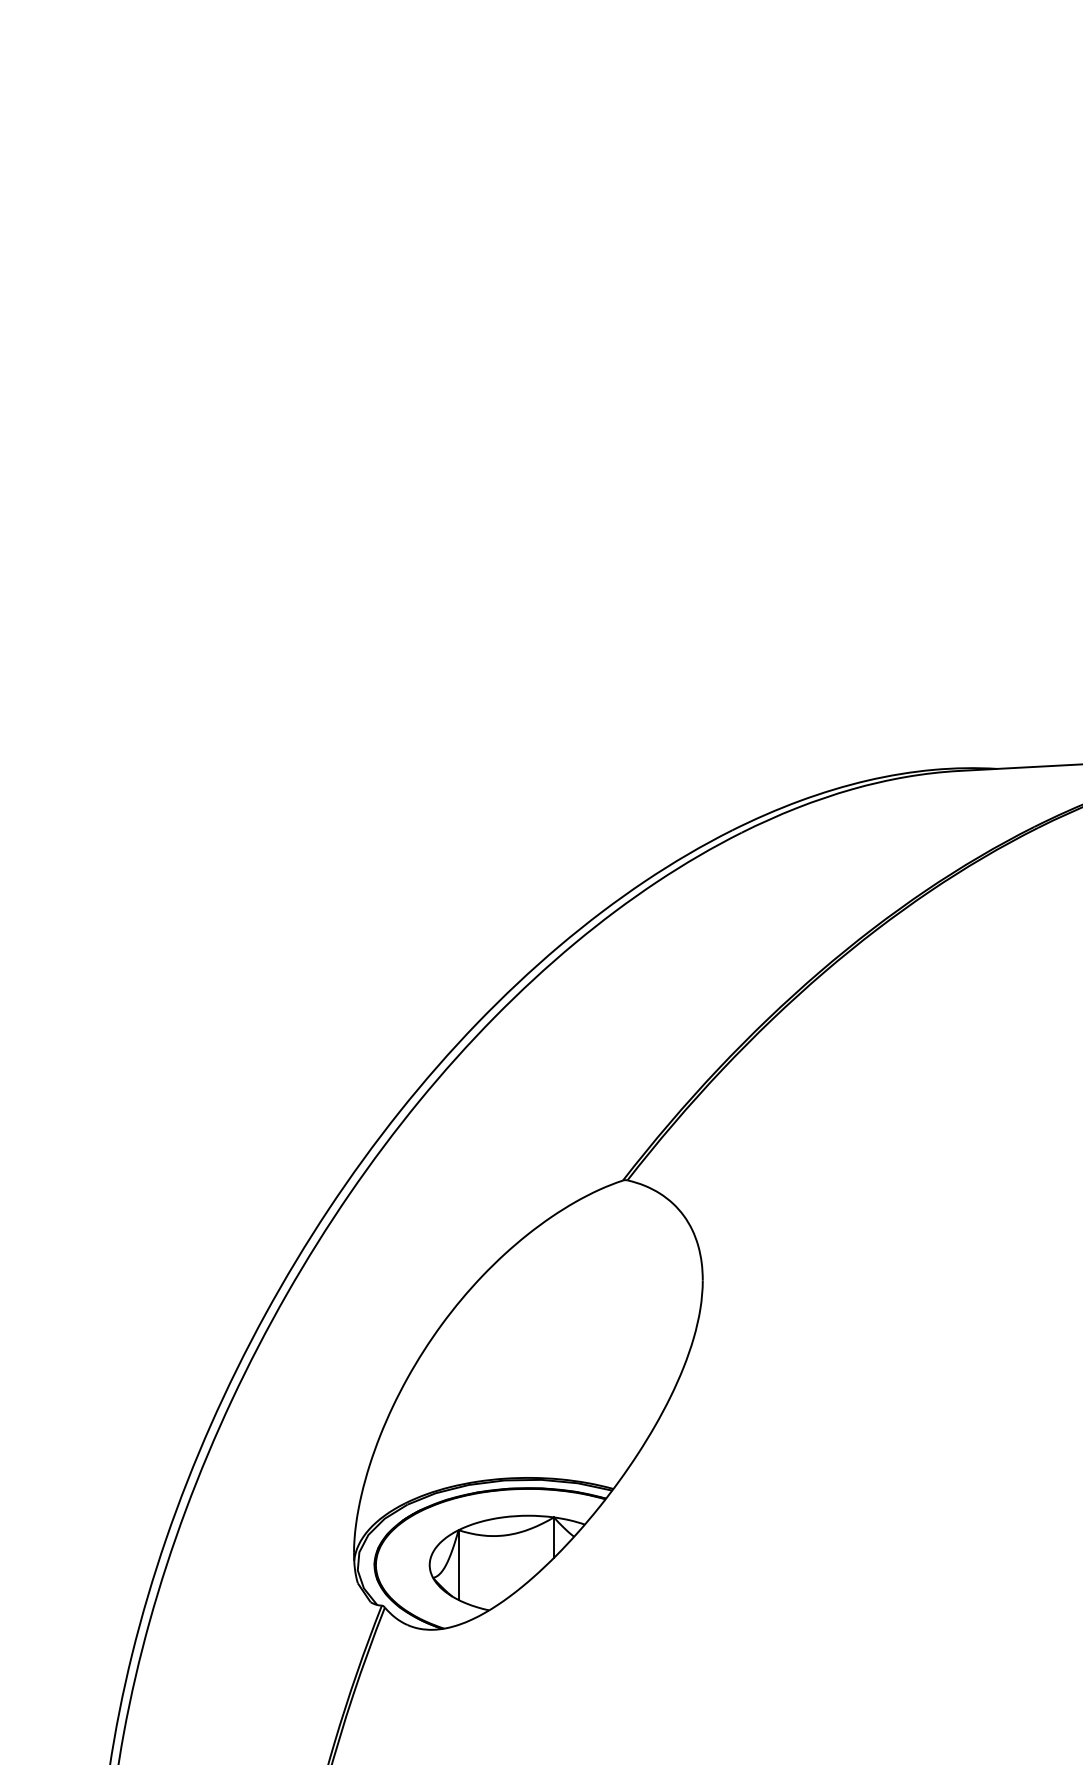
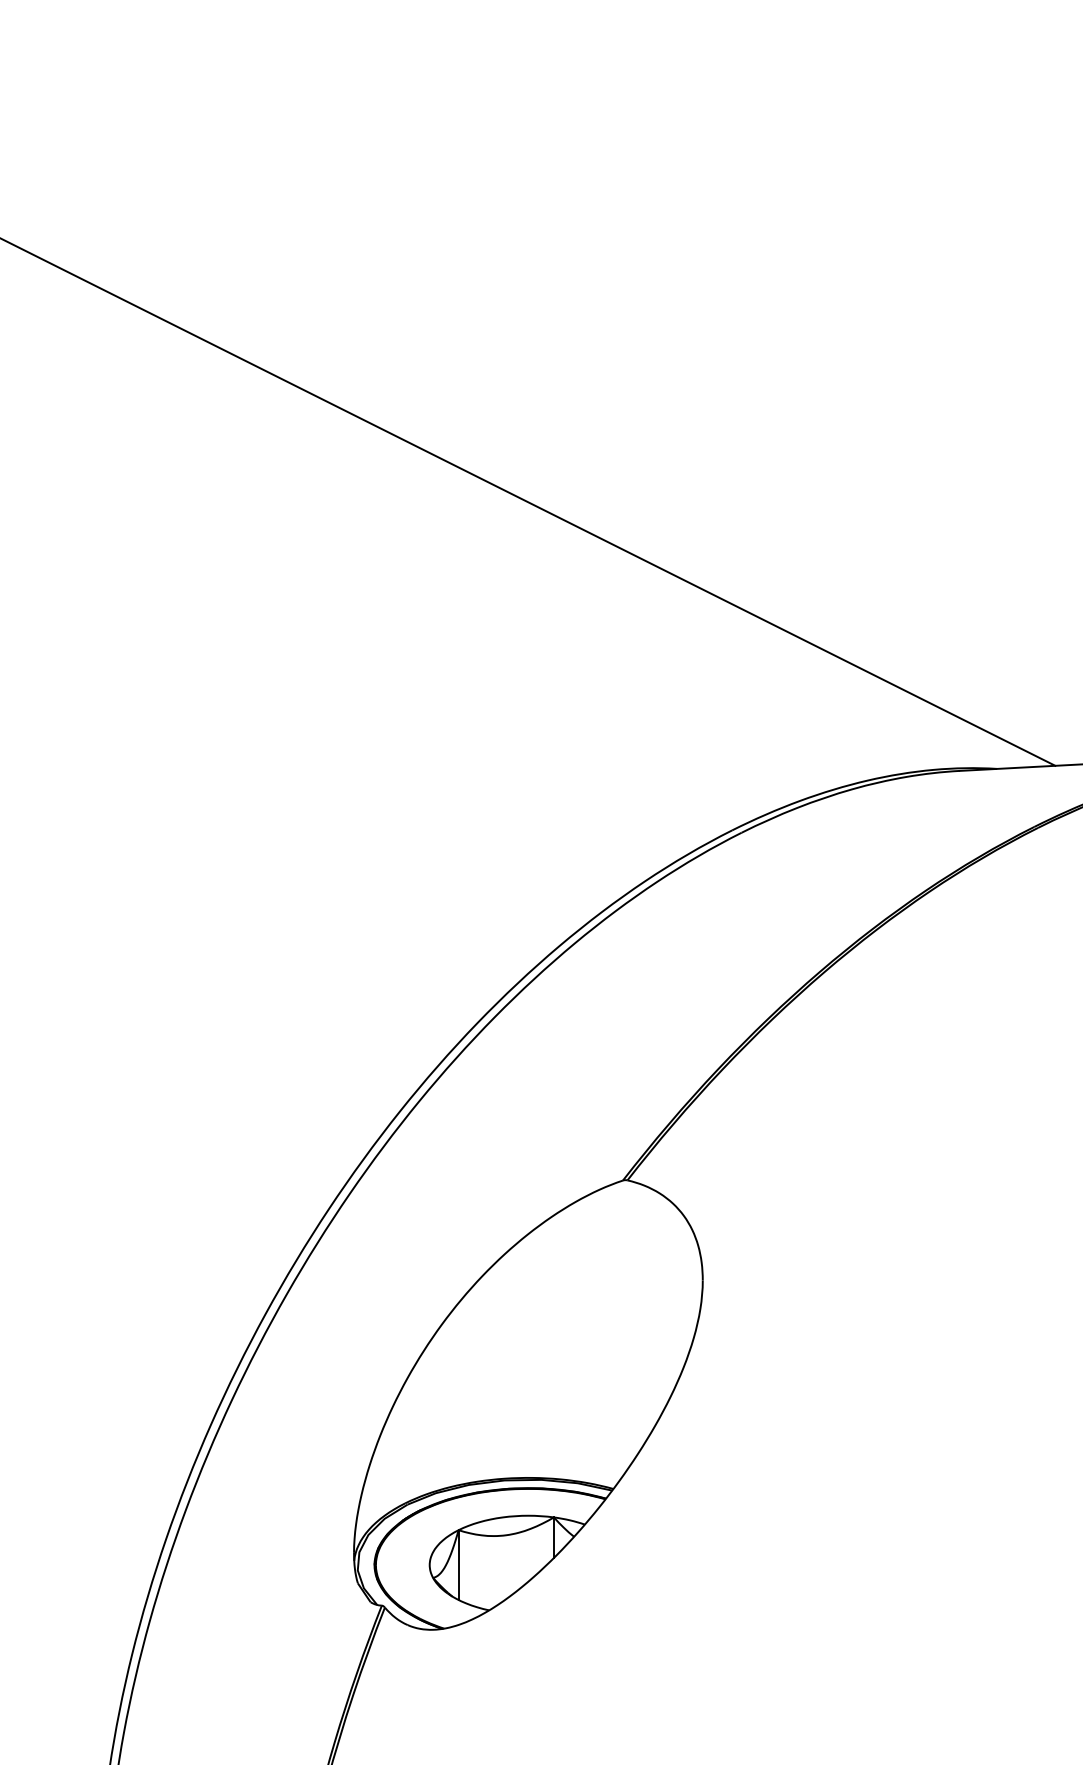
line: none -> present (528, 502)
